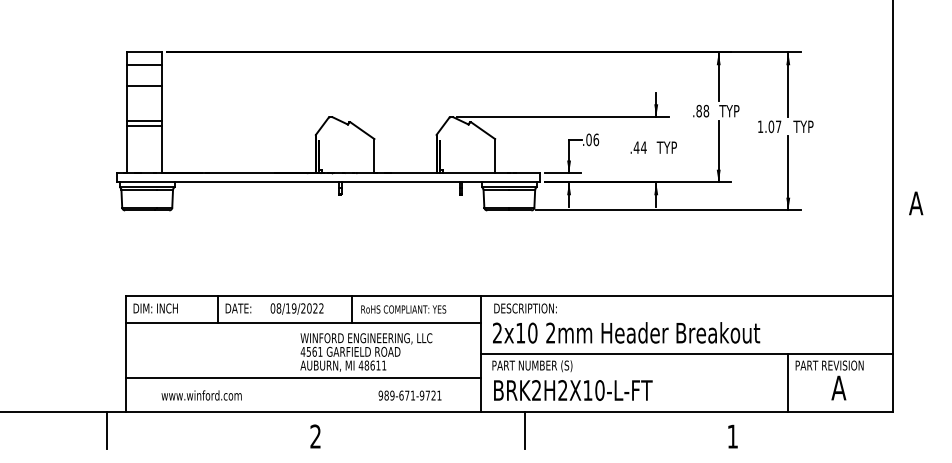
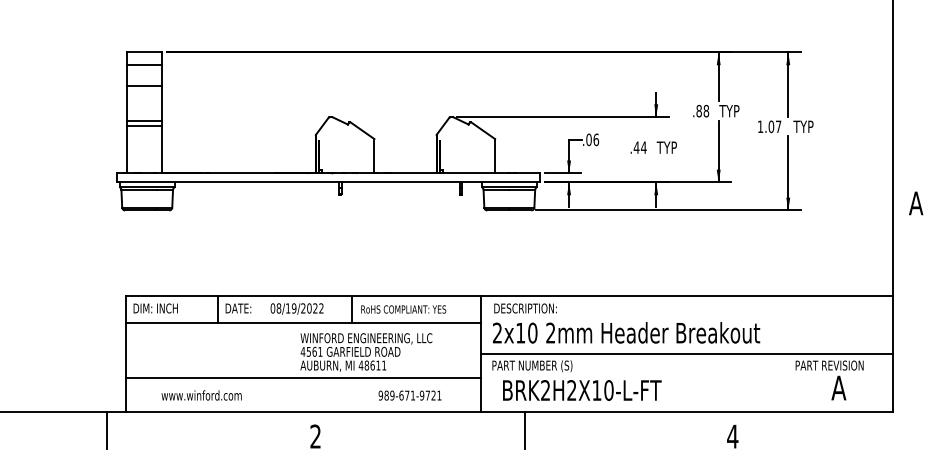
line: present -> none (788, 383)
text position: (573, 390) -> (582, 390) (582, 390)
text: 1 -> 4 (732, 436)
